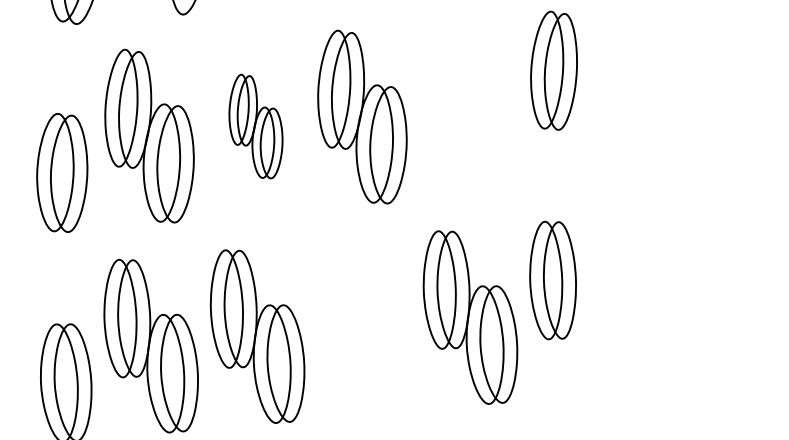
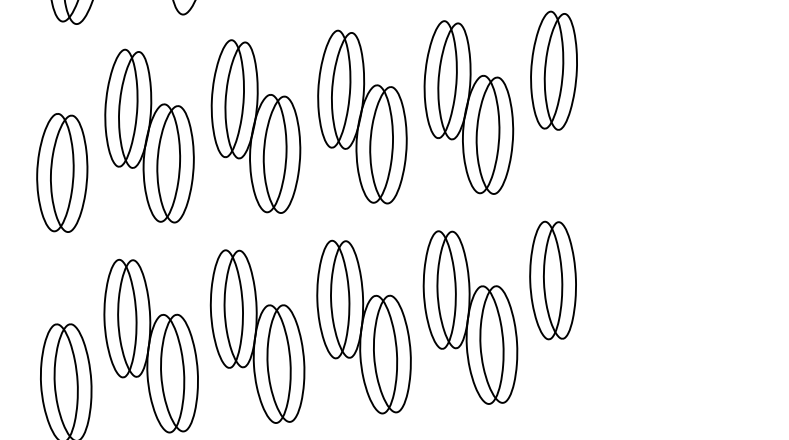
part: none -> present (468, 107)
part size: 56x107 px -> 92x175 px (255, 126)
part: none -> present (363, 326)
